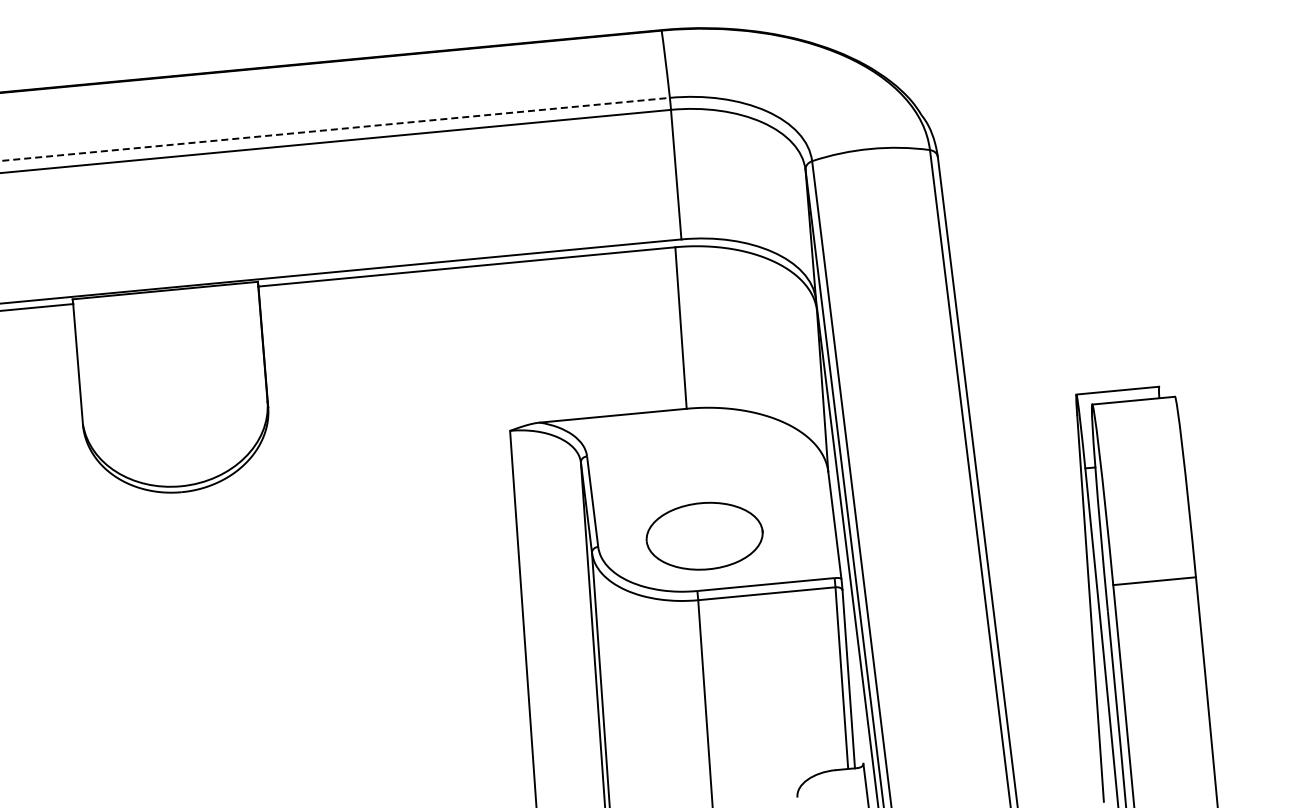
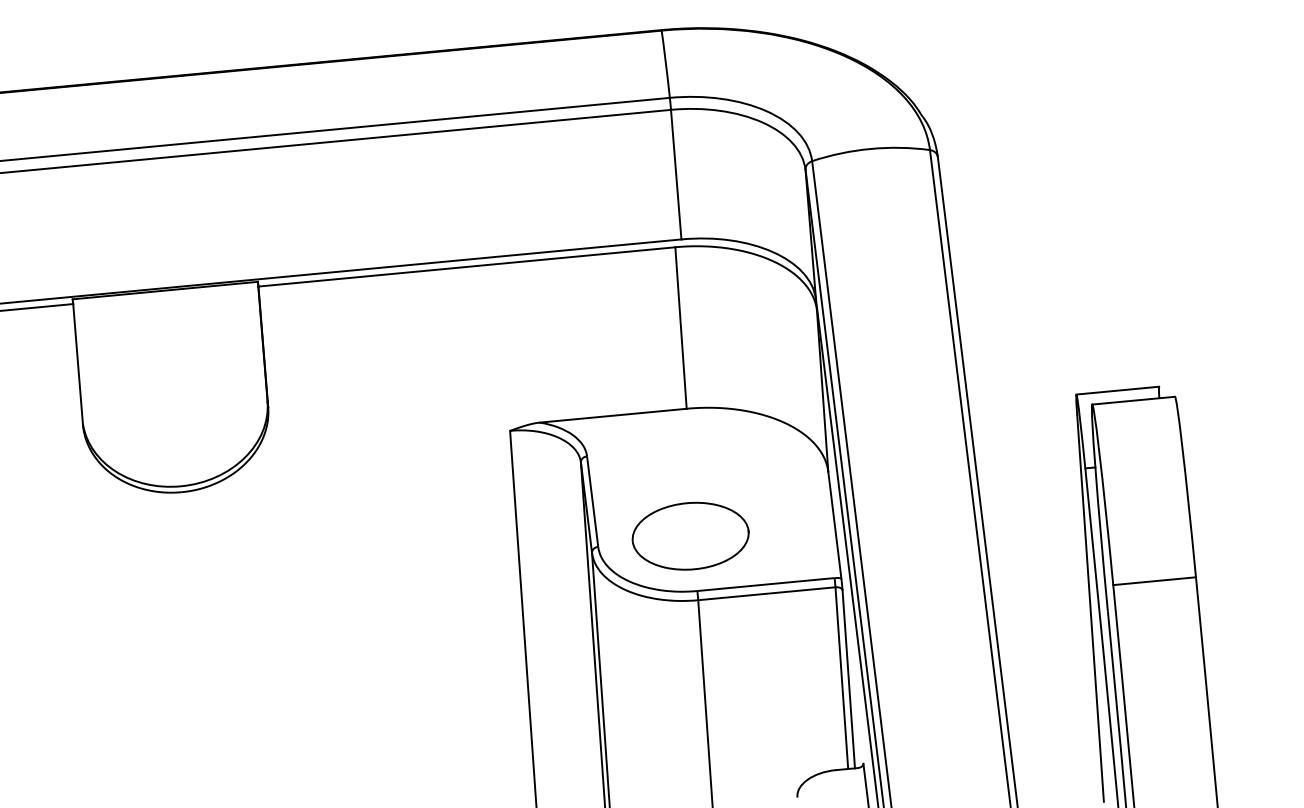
line: dashed -> solid (335, 129)
part position: (704, 535) -> (690, 535) (690, 535)
